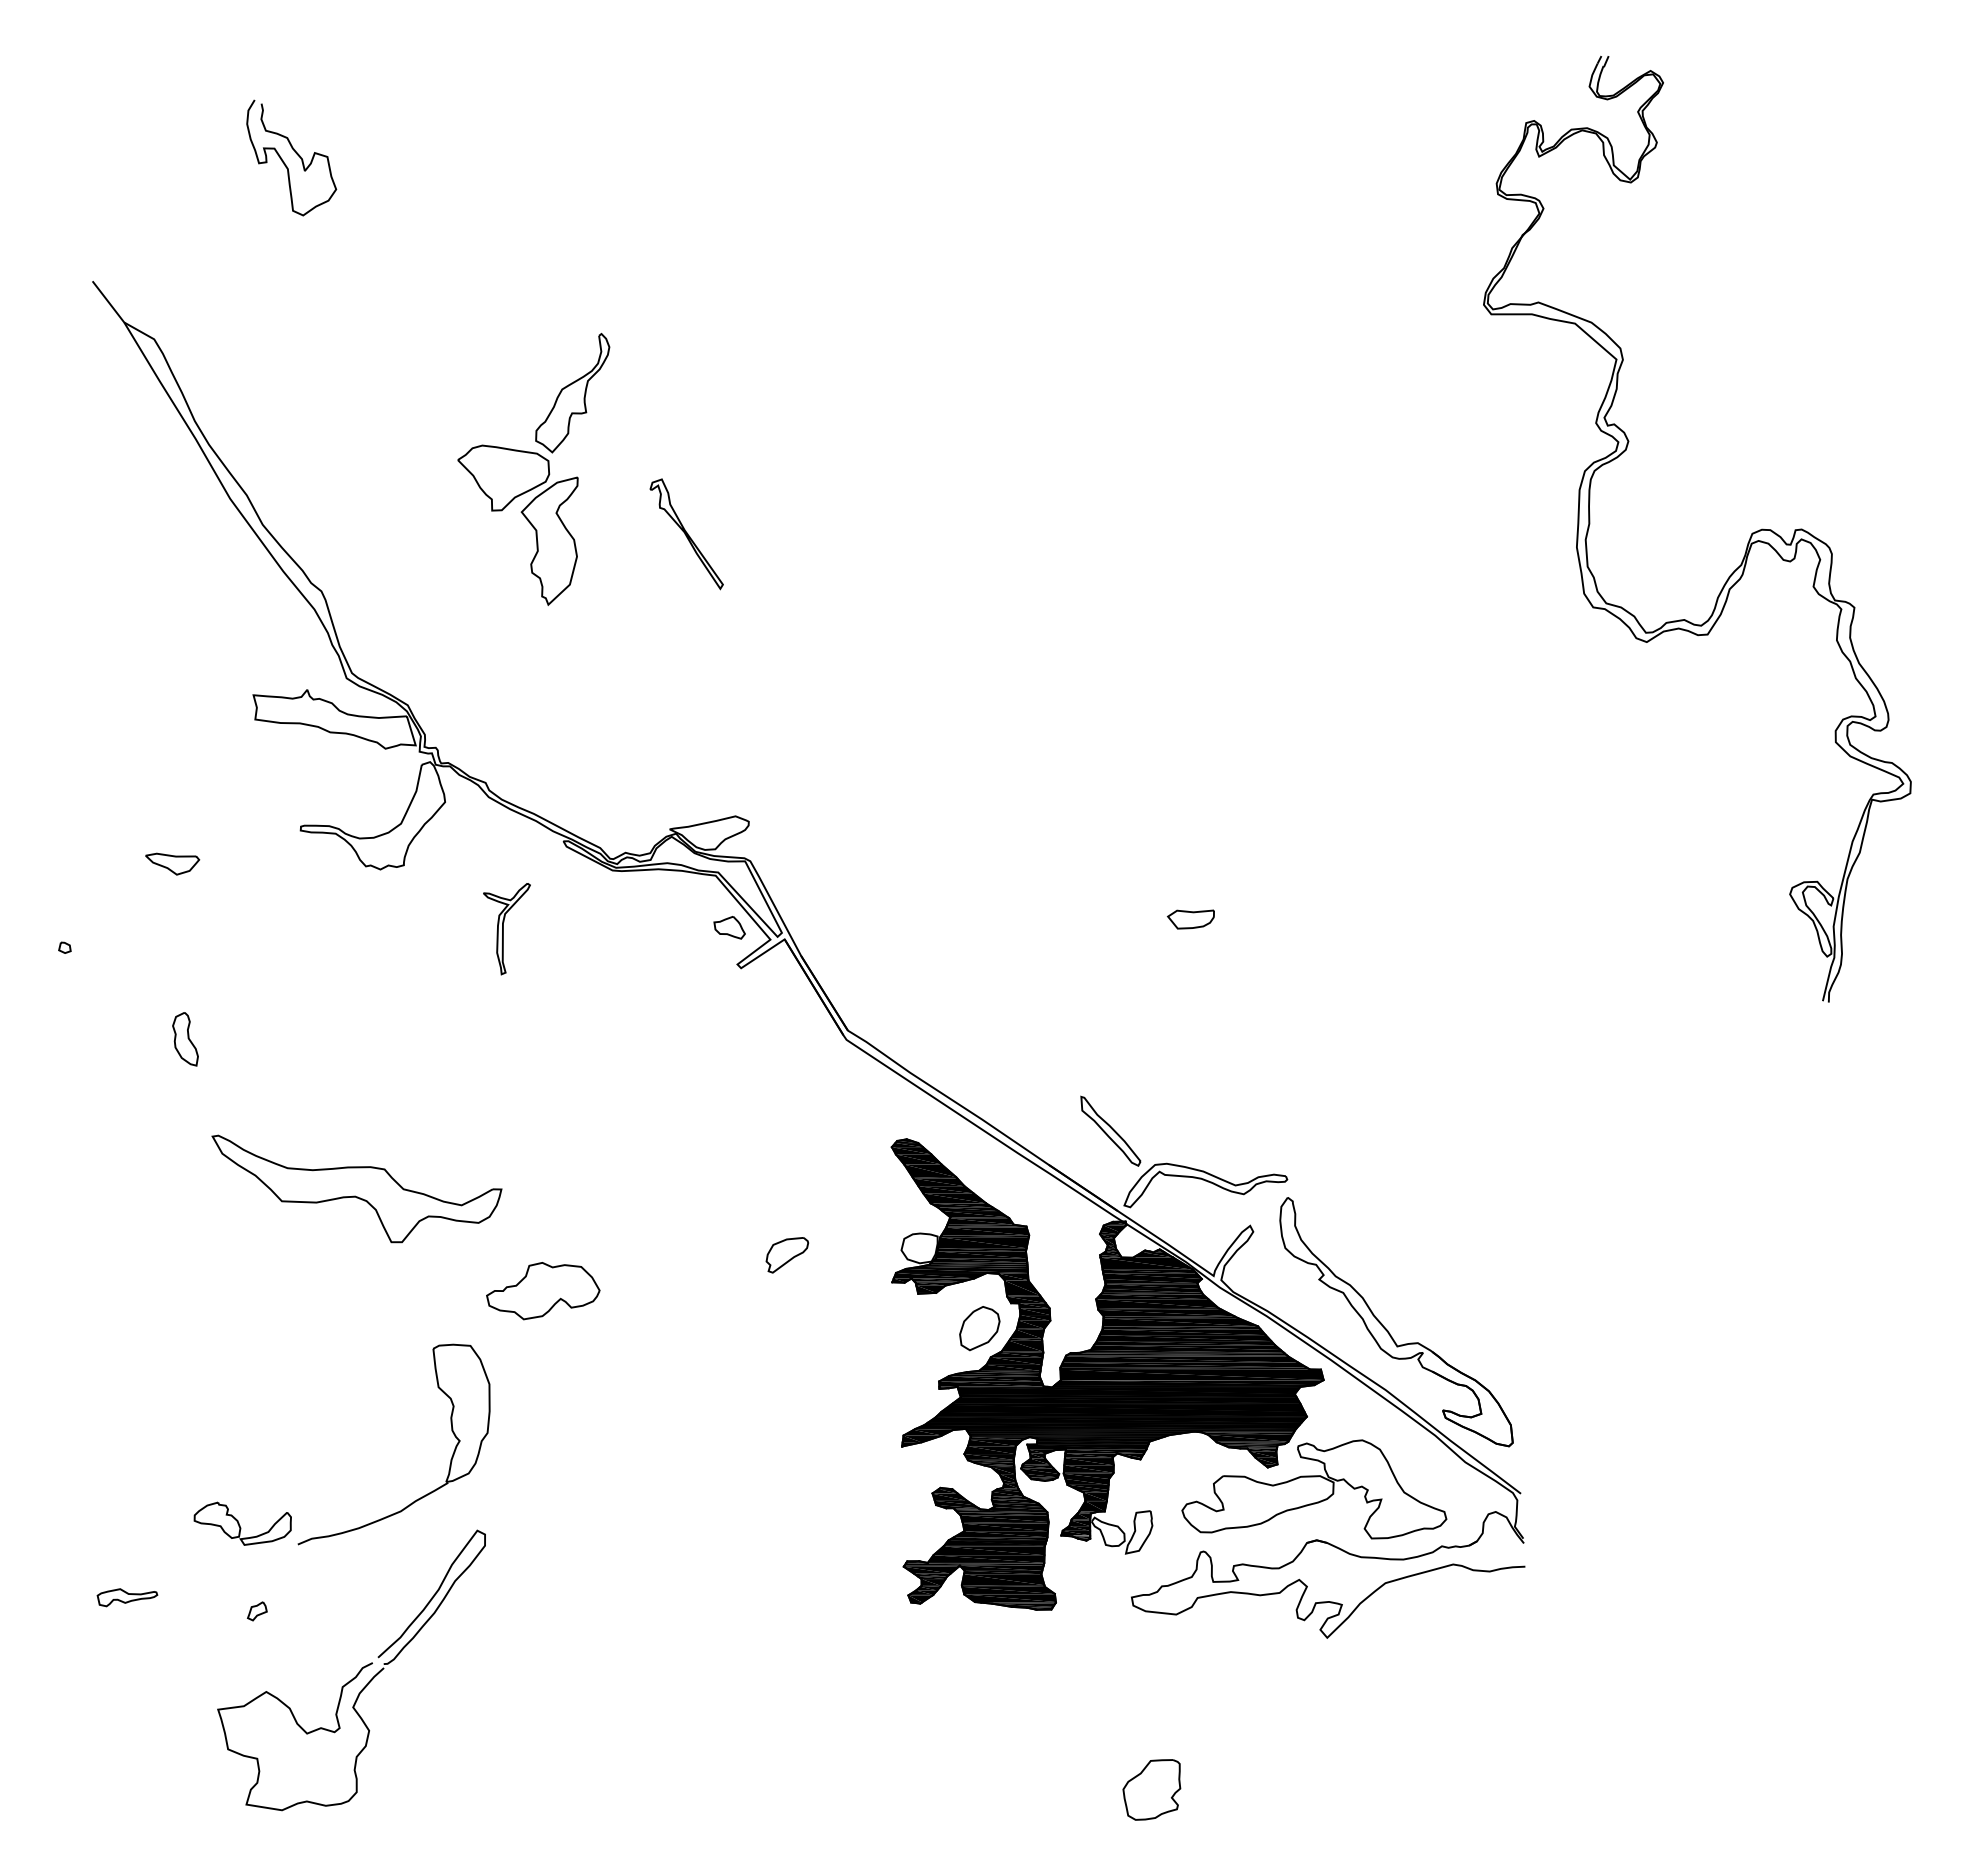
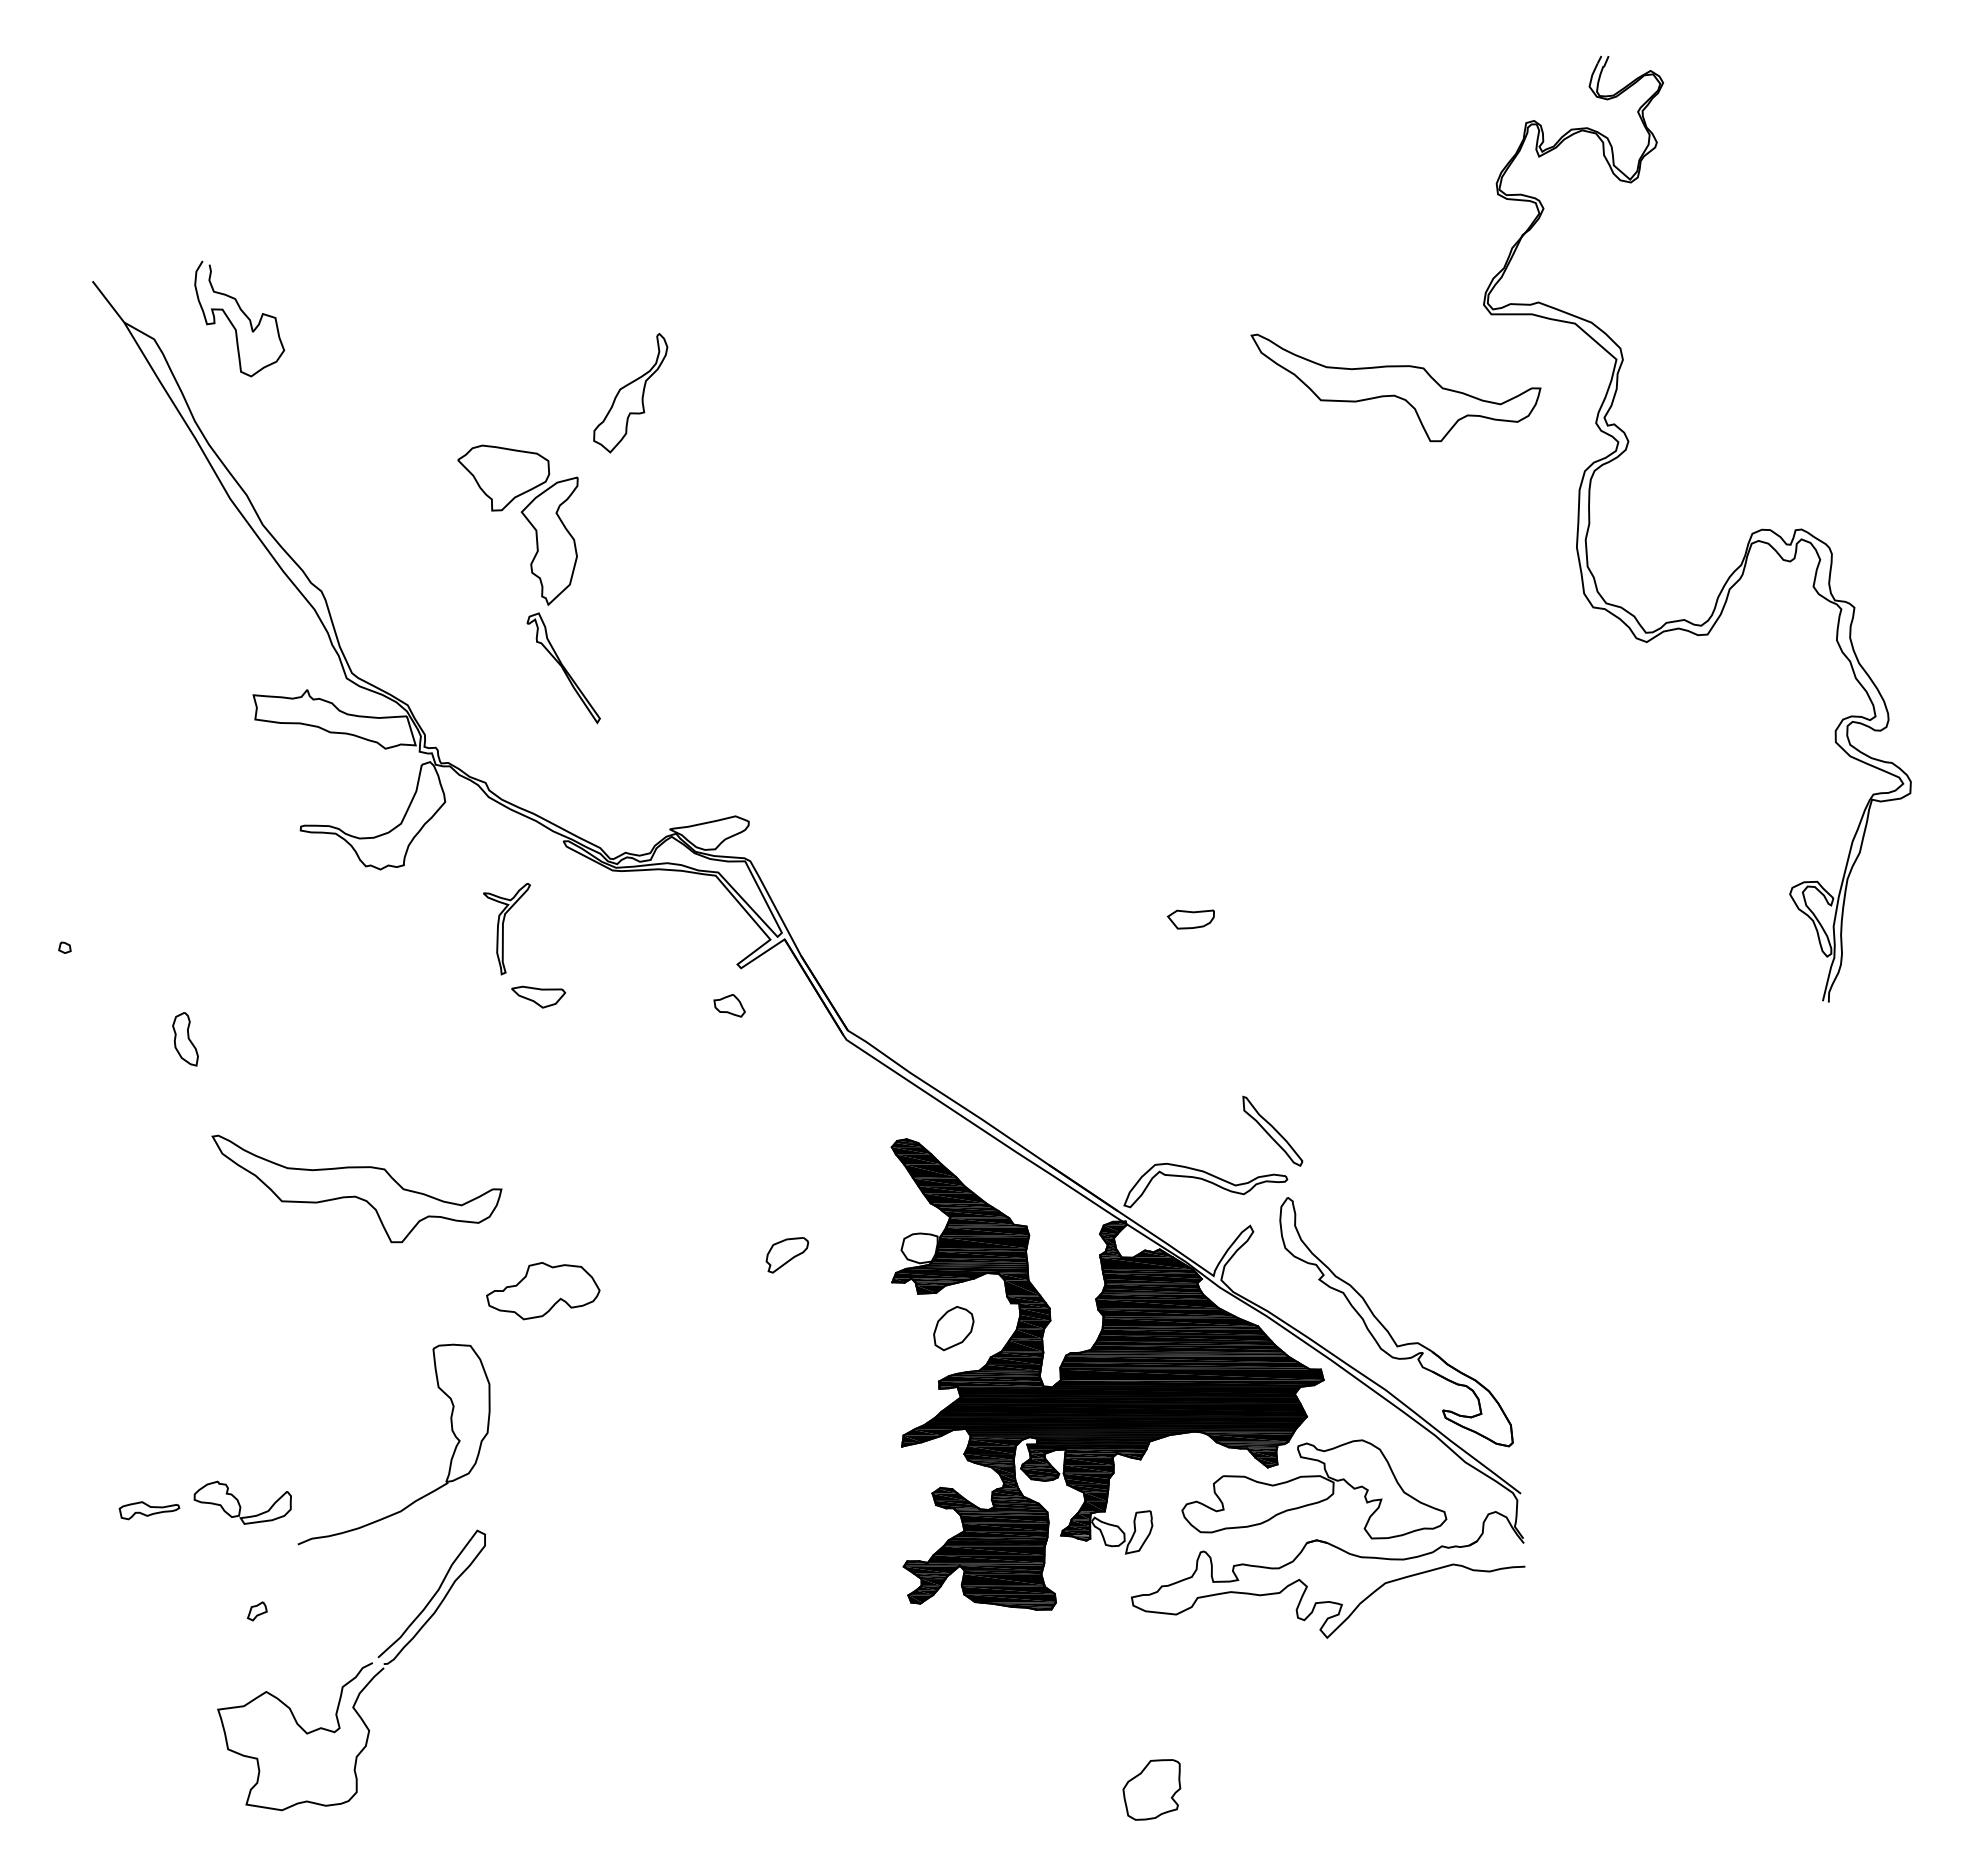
curve position: (295, 153) -> (243, 314) (243, 314)
part: none -> present (1395, 387)
part position: (572, 393) -> (630, 393) (630, 393)
part position: (686, 534) -> (563, 668) (563, 668)
part position: (172, 863) -> (538, 996) (538, 996)
part position: (729, 927) -> (729, 1005) (729, 1005)
part position: (1110, 1130) -> (1272, 1130) (1272, 1130)
part position: (979, 1328) -> (953, 1328) (953, 1328)
part position: (242, 1523) -> (242, 1502) (242, 1502)
part position: (127, 1597) -> (149, 1510) (149, 1510)
